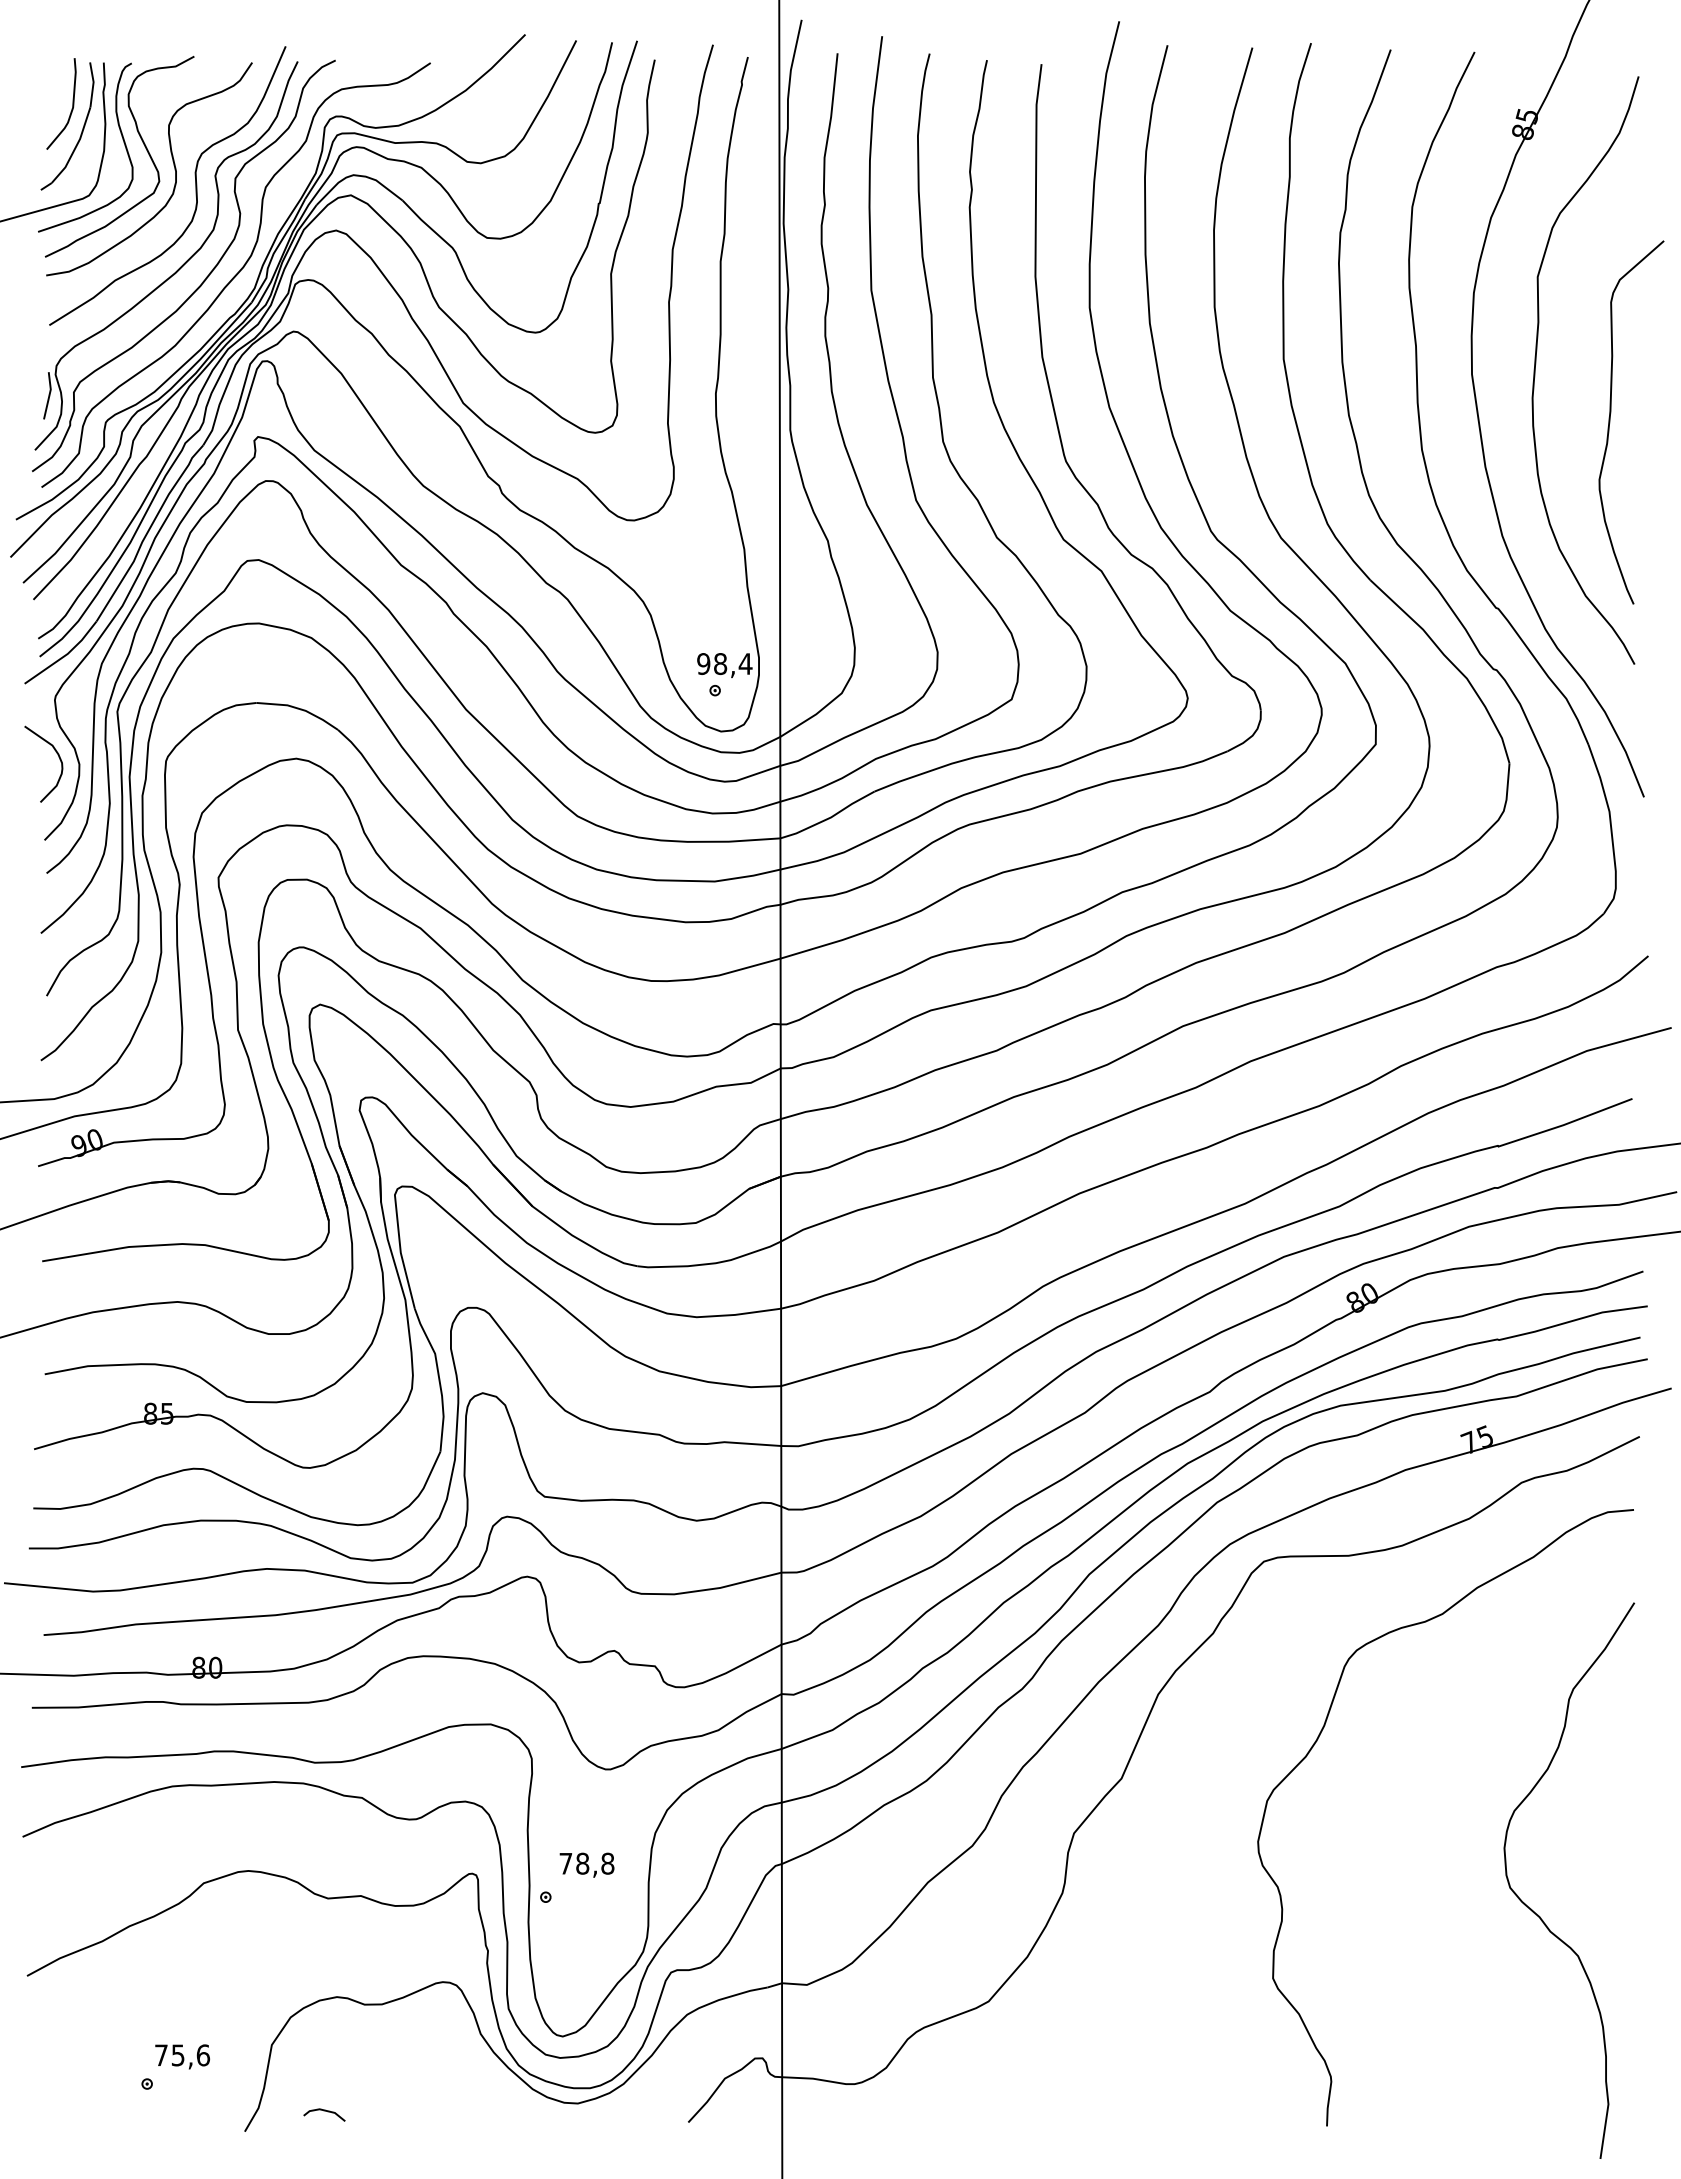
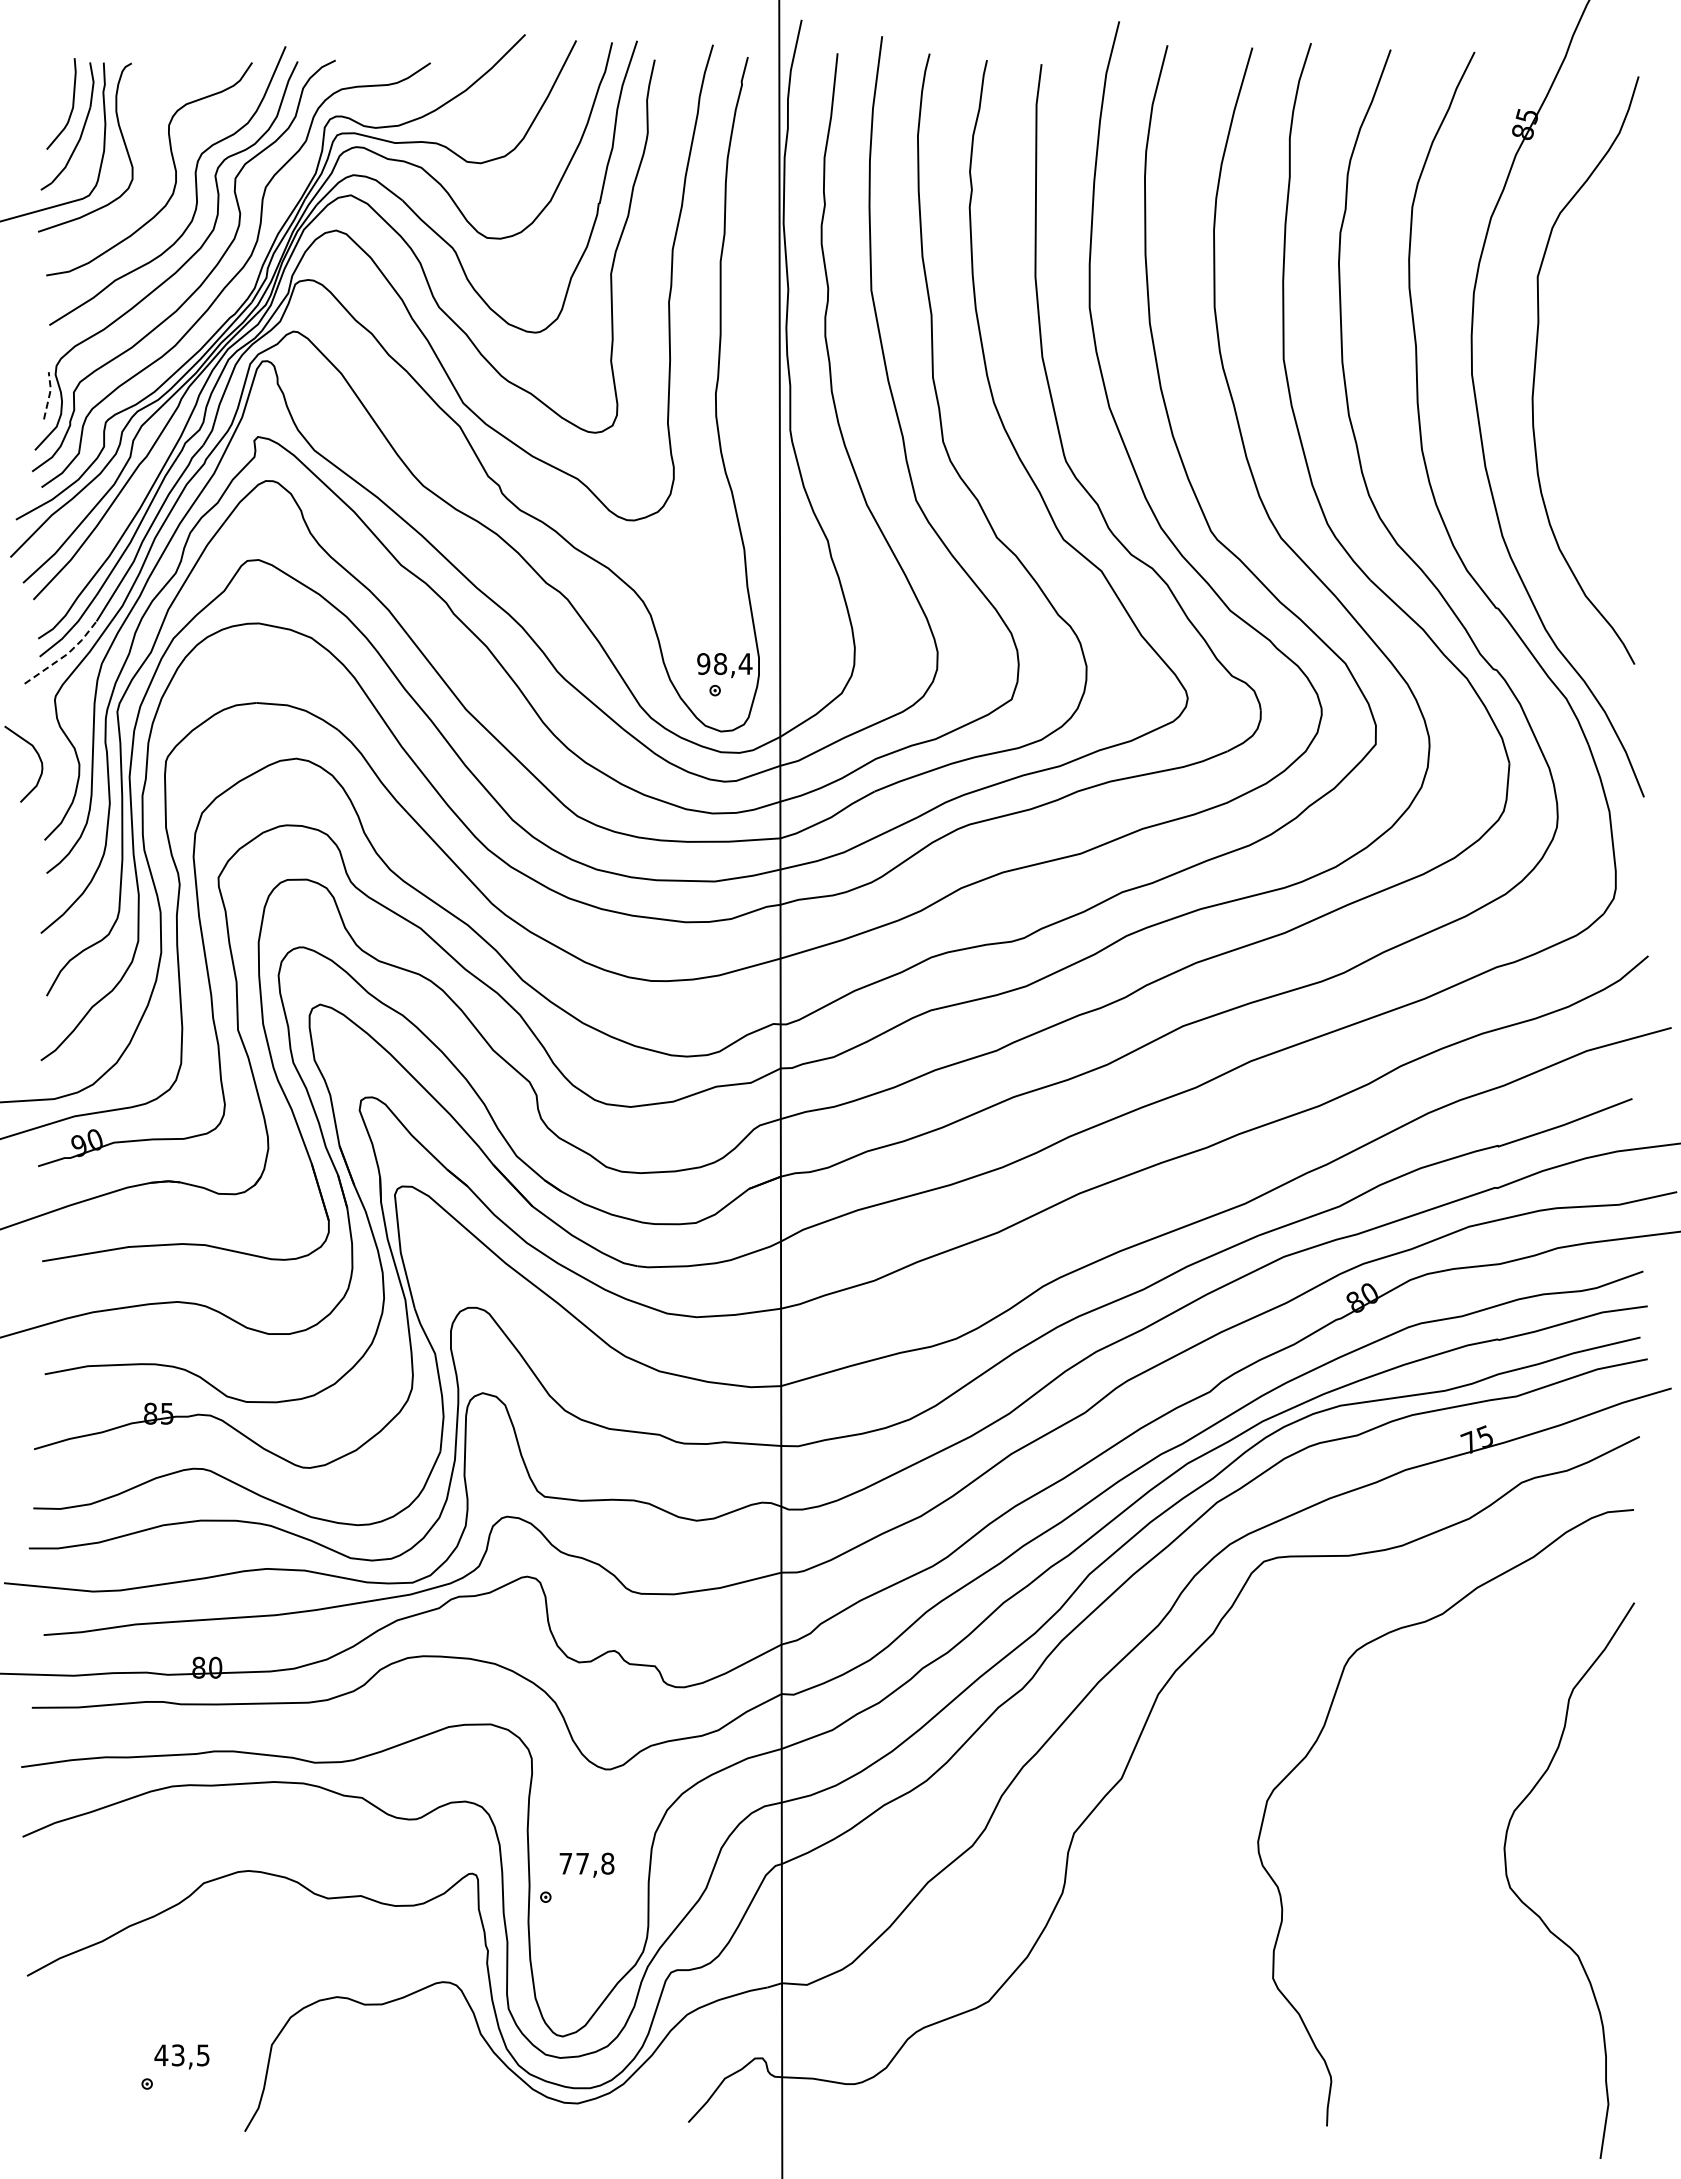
curve: present -> none (143, 144)
line: solid -> dashed (49, 395)
curve: present -> none (1610, 422)
line: solid -> dashed (65, 655)
curve position: (57, 755) -> (37, 755) (37, 755)
text: 78,8 -> 77,8 (582, 1863)
text: 75,6 -> 43,5 (182, 2055)
line: present -> none (324, 2111)
